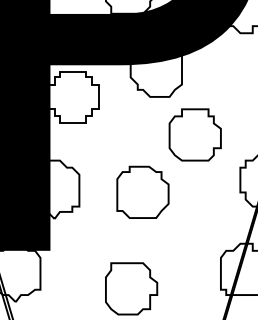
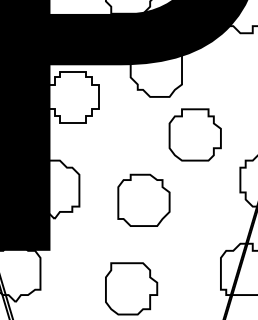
part position: (142, 191) -> (143, 199) (143, 199)
